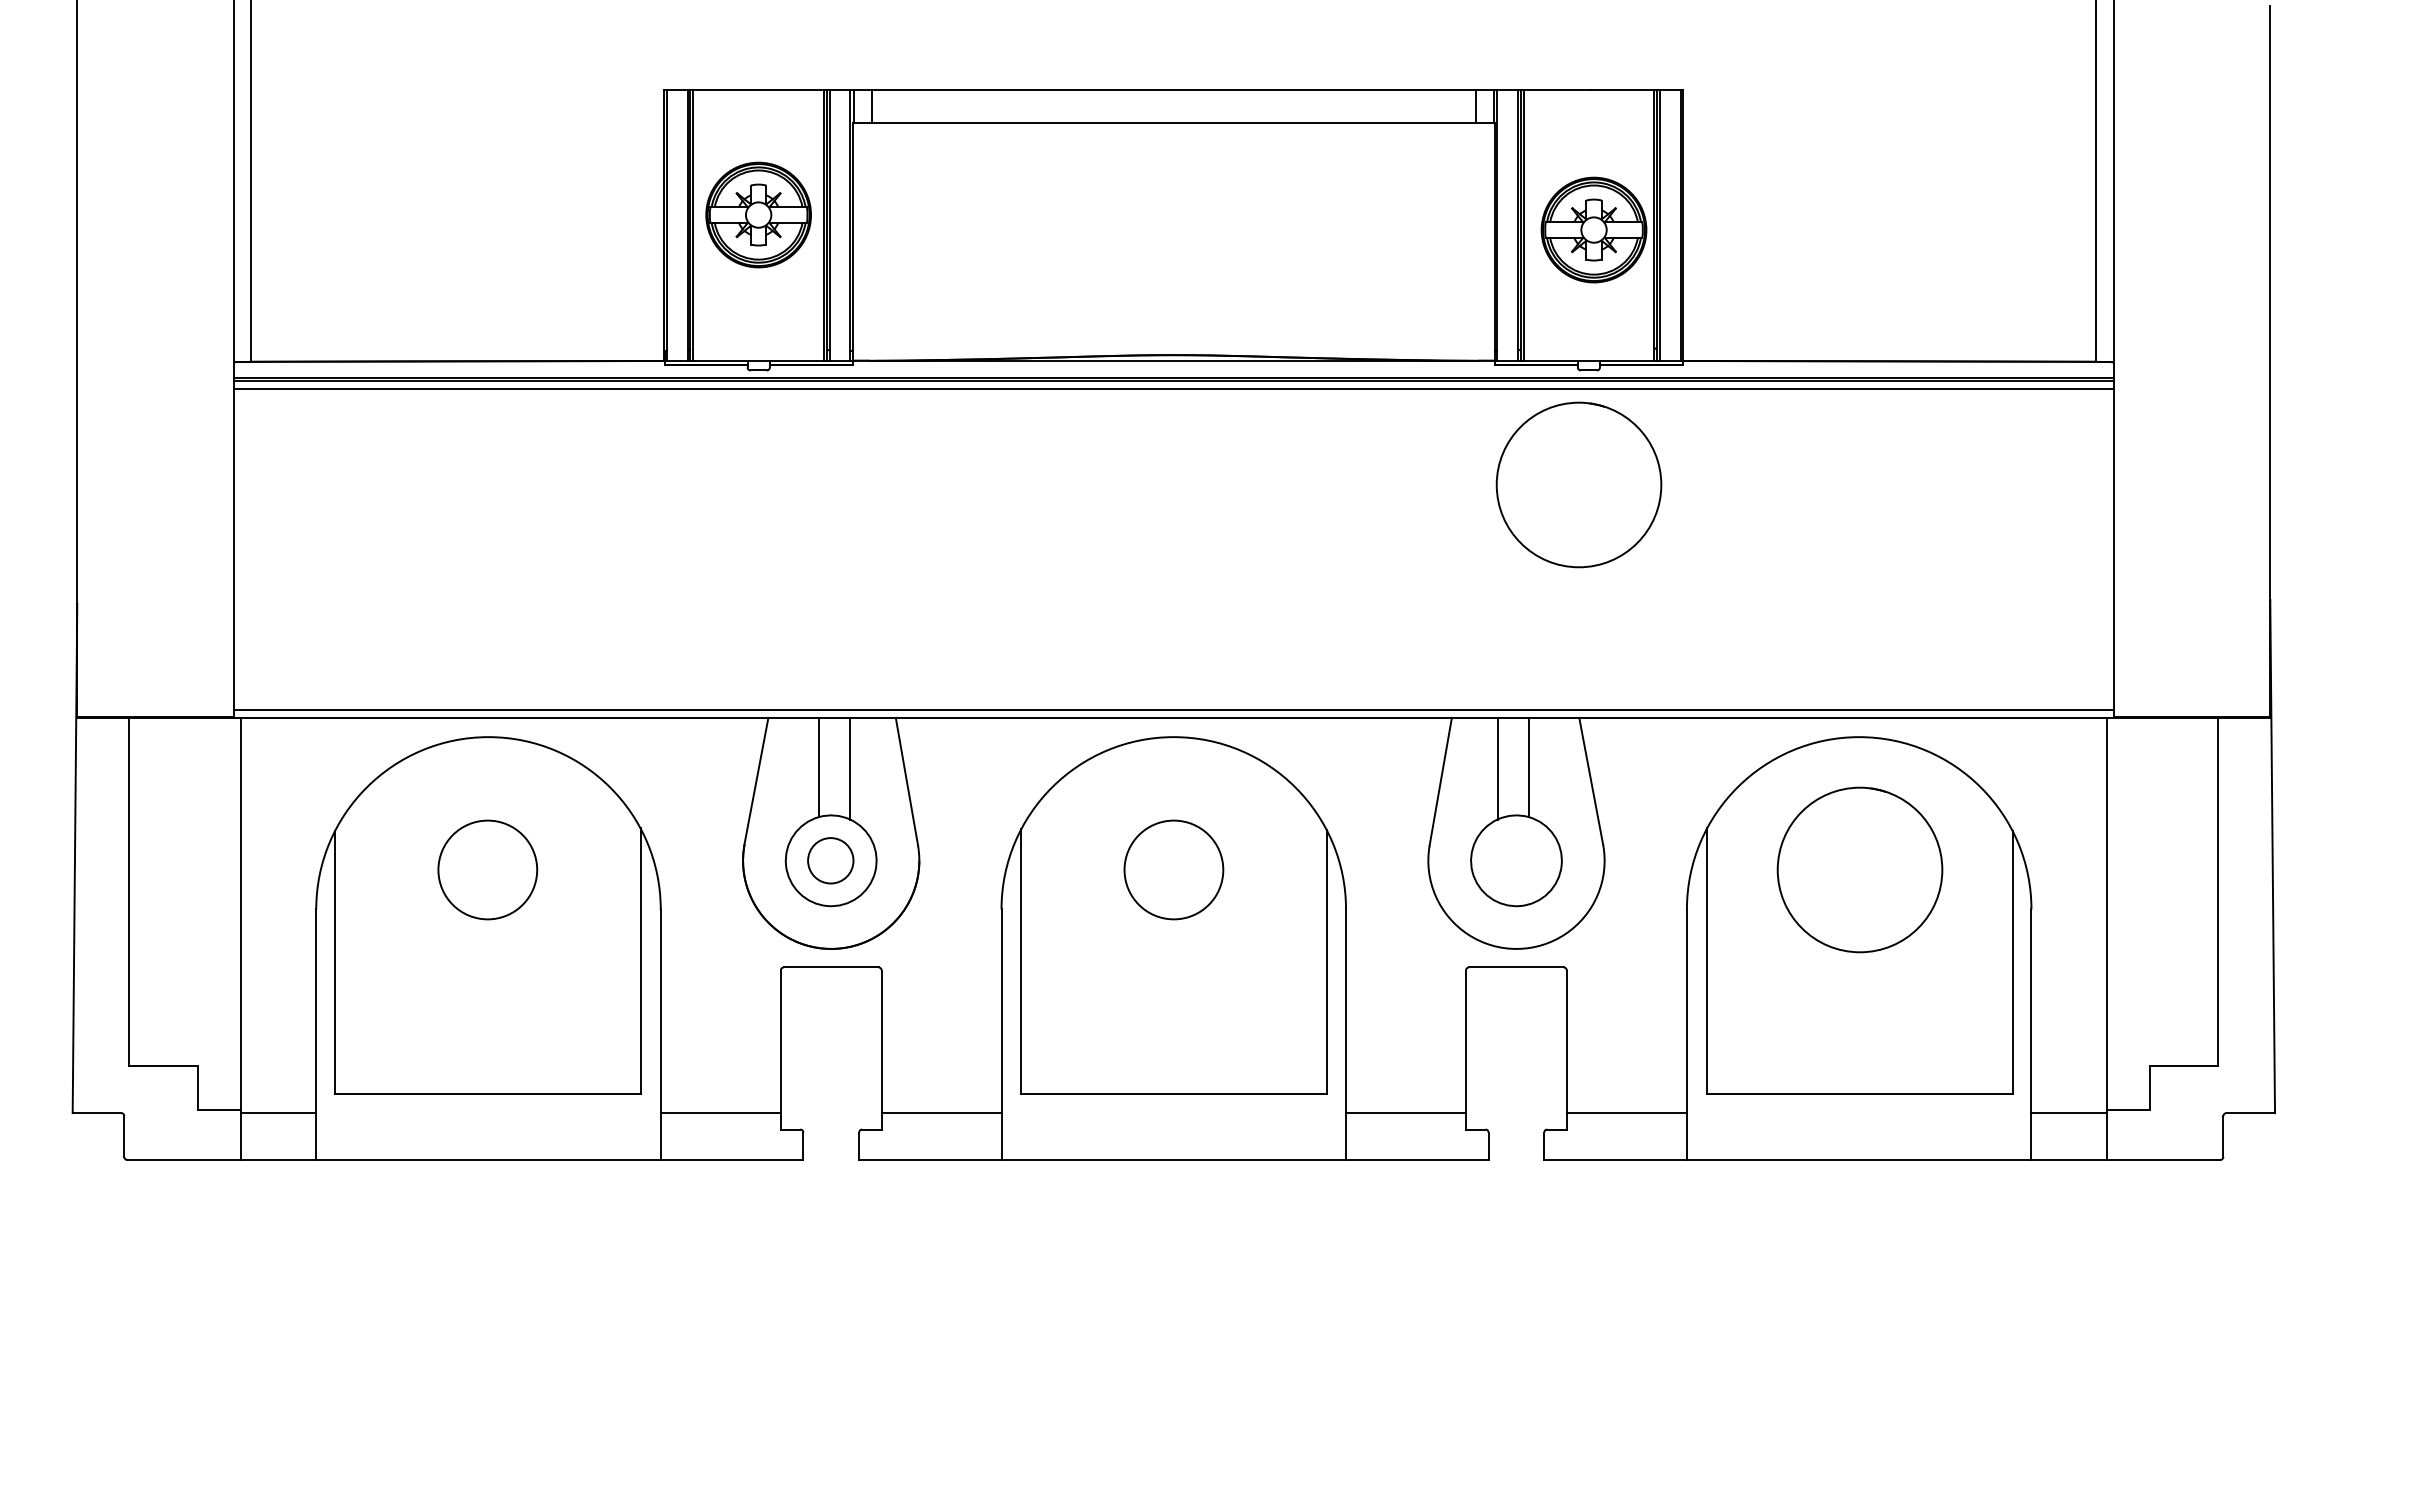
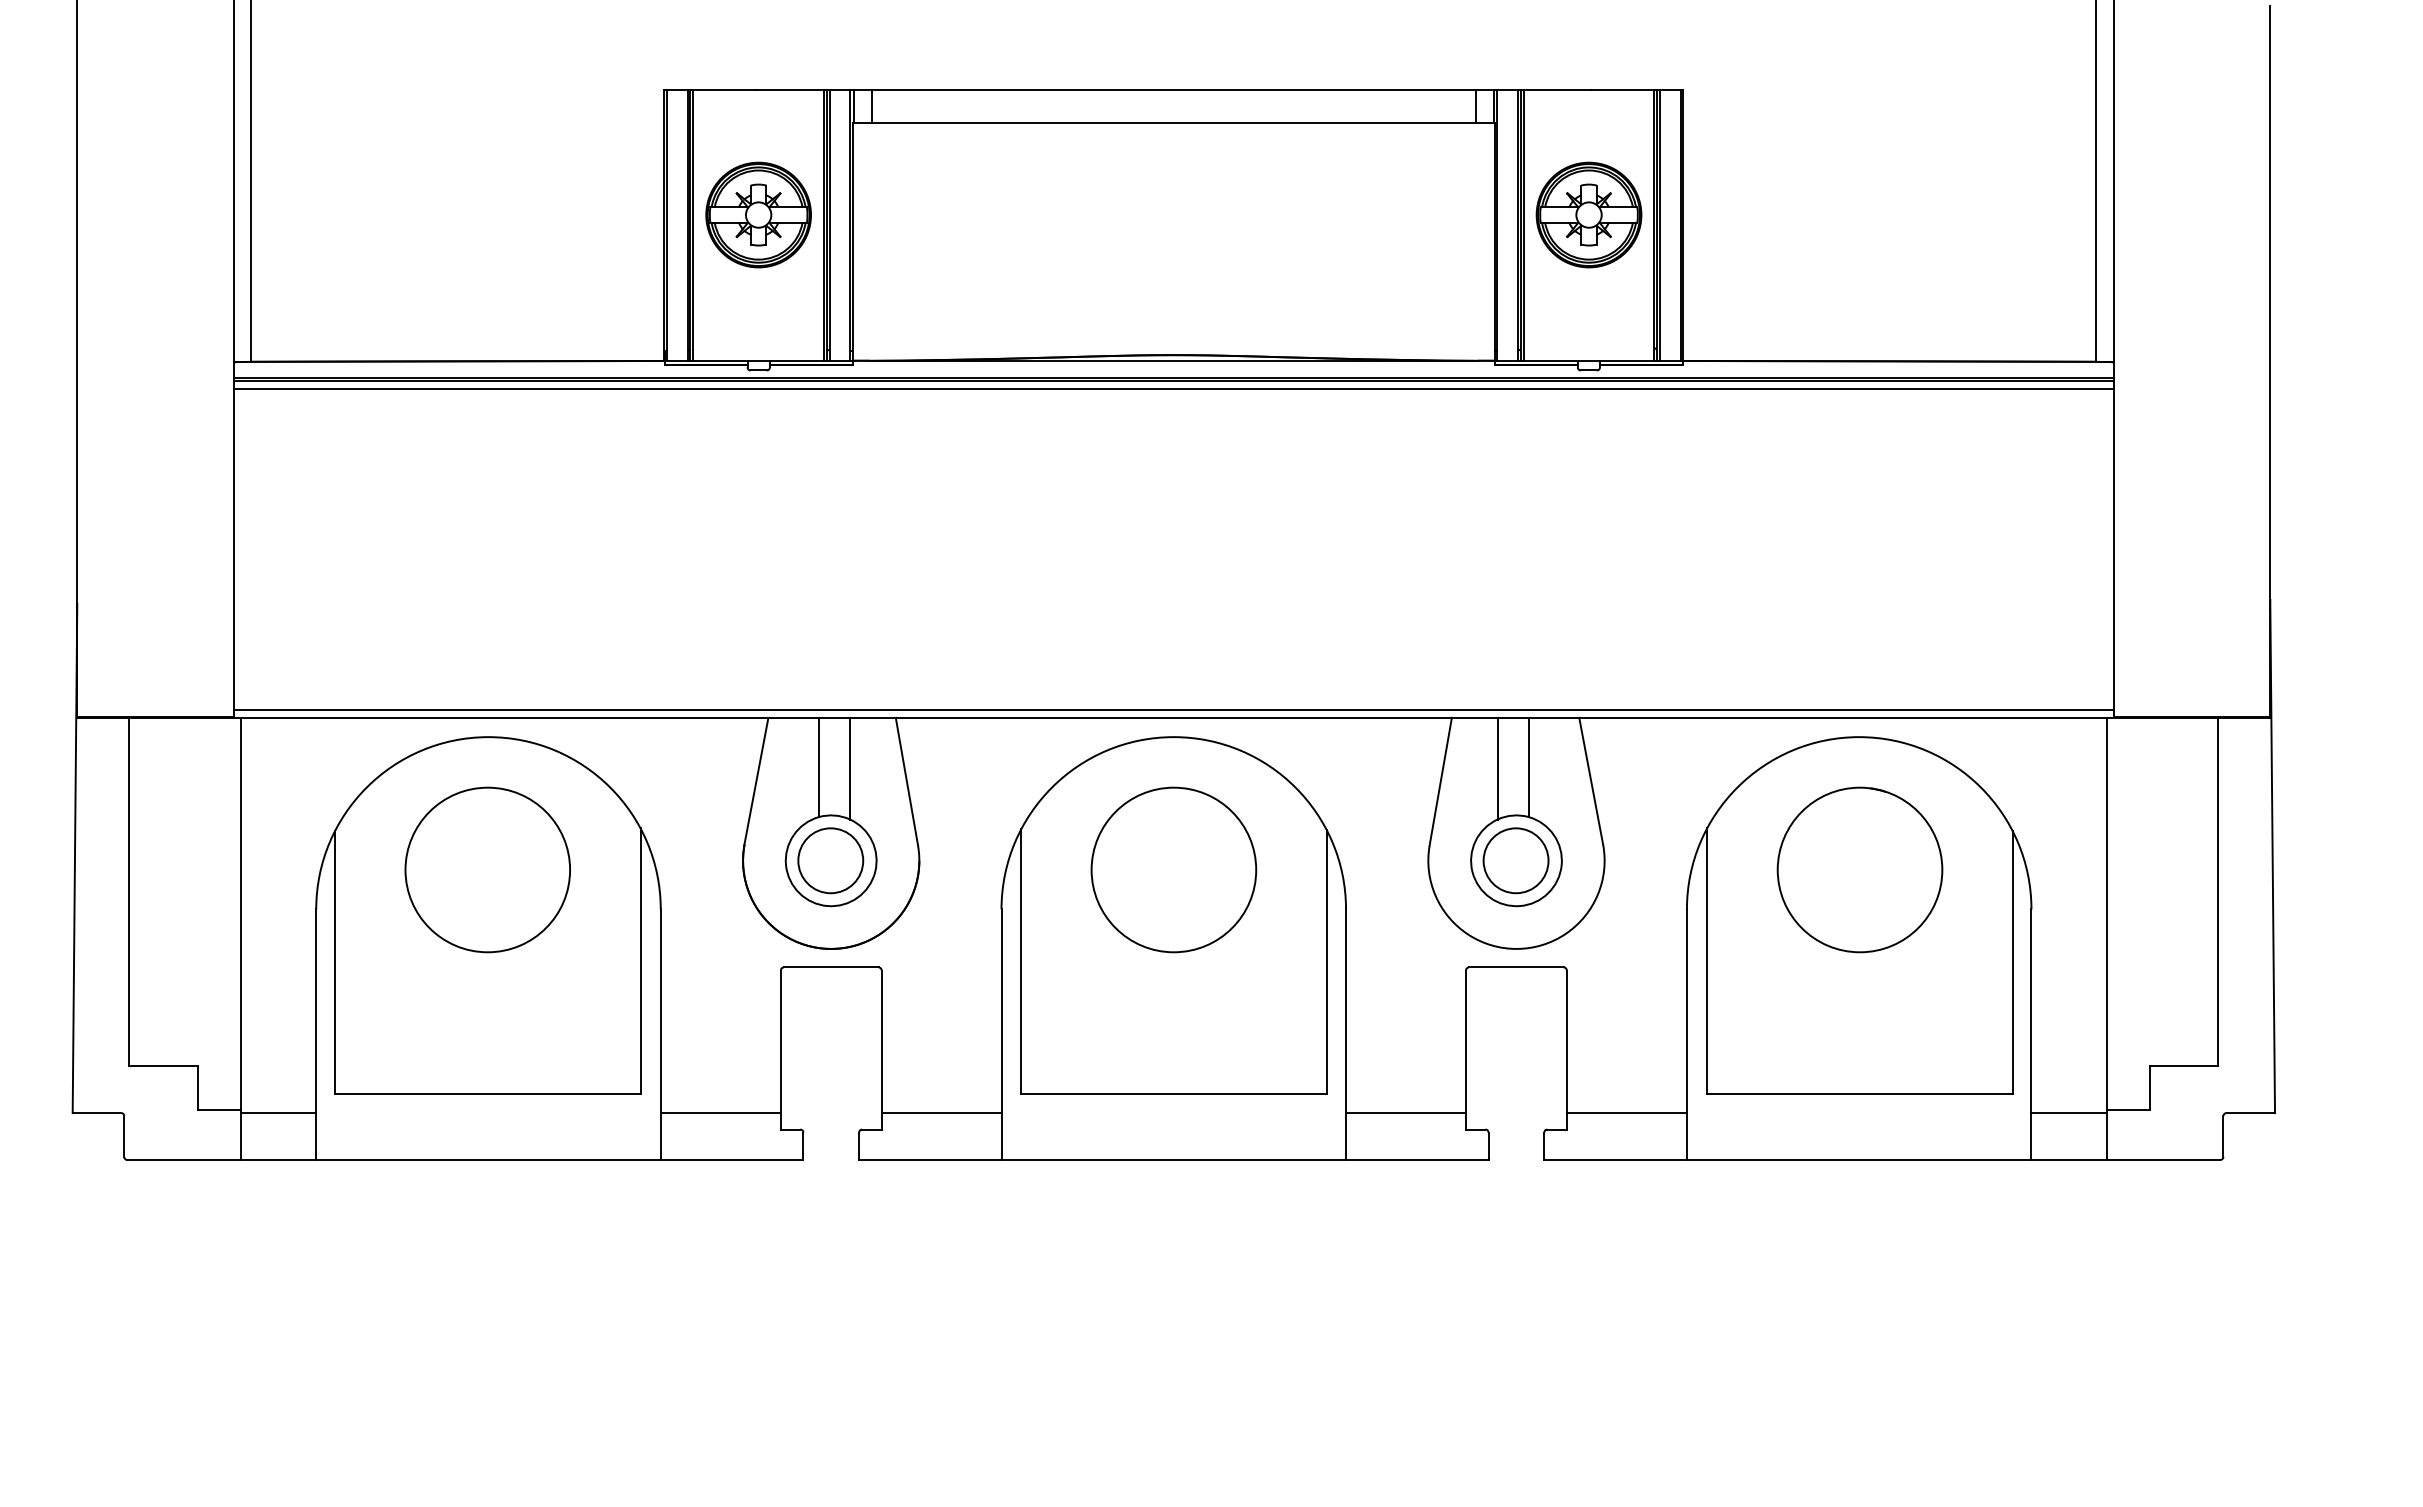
part position: (1593, 229) -> (1588, 214) (1588, 214)
part: present -> none (1578, 484)
circle diameter: 45 px -> 65 px (830, 860)
circle: none -> present (1515, 860)
circle diameter: 99 px -> 165 px (487, 869)
circle diameter: 99 px -> 165 px (1173, 869)
